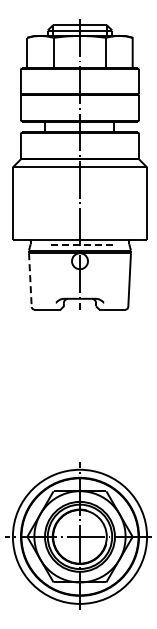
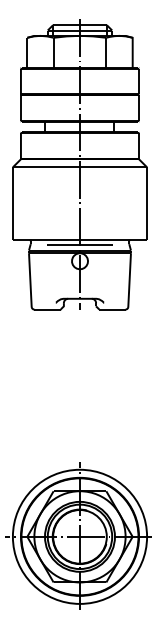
line: dashed -> solid (79, 244)
line: dashed -> solid (30, 280)
